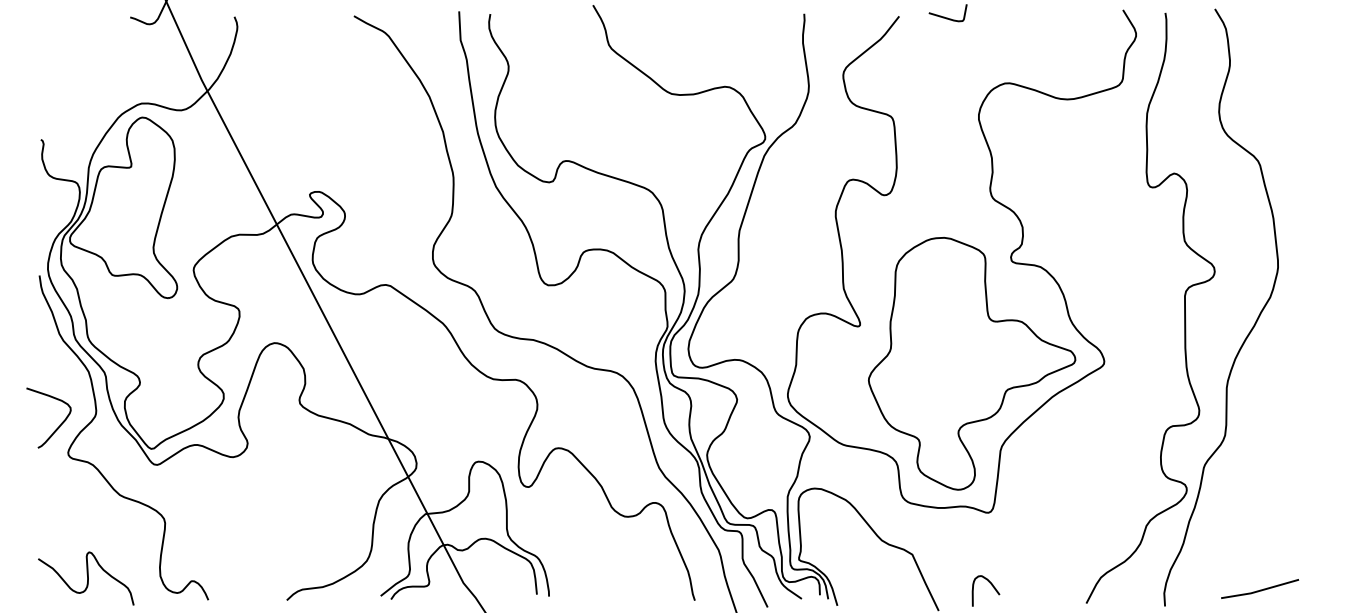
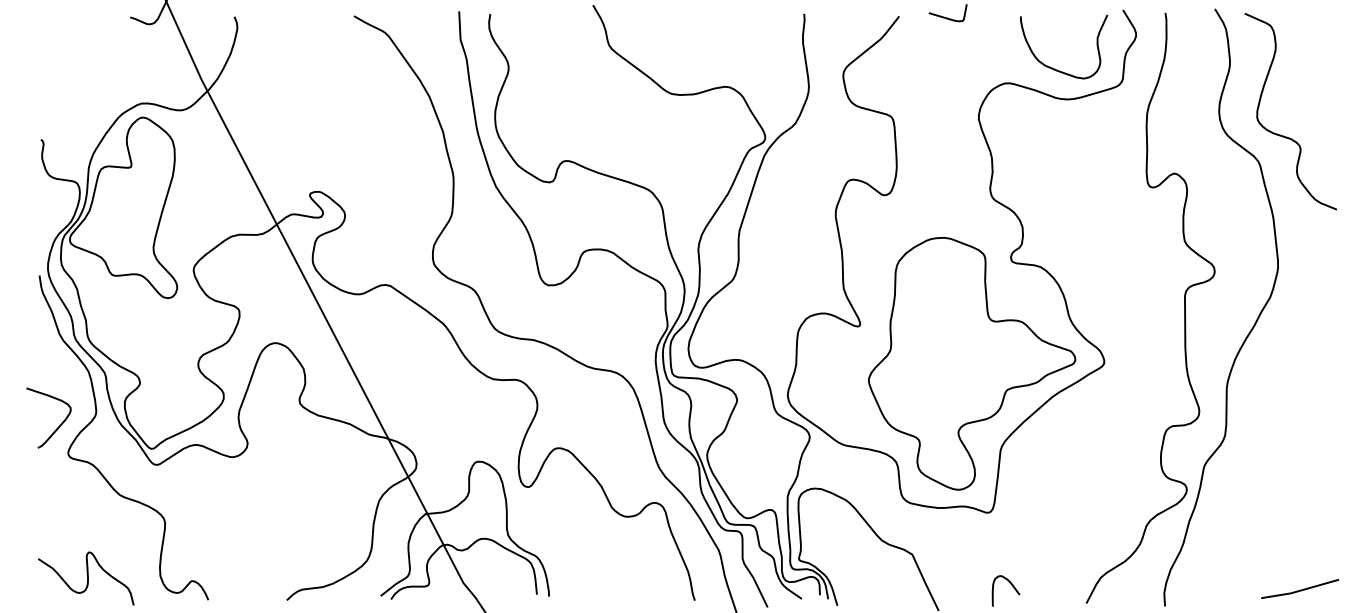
curve: none -> present (1057, 69)
curve: none -> present (1283, 135)
curve position: (990, 584) -> (1010, 584) (1010, 584)
line position: (1260, 589) -> (1300, 589) (1300, 589)
